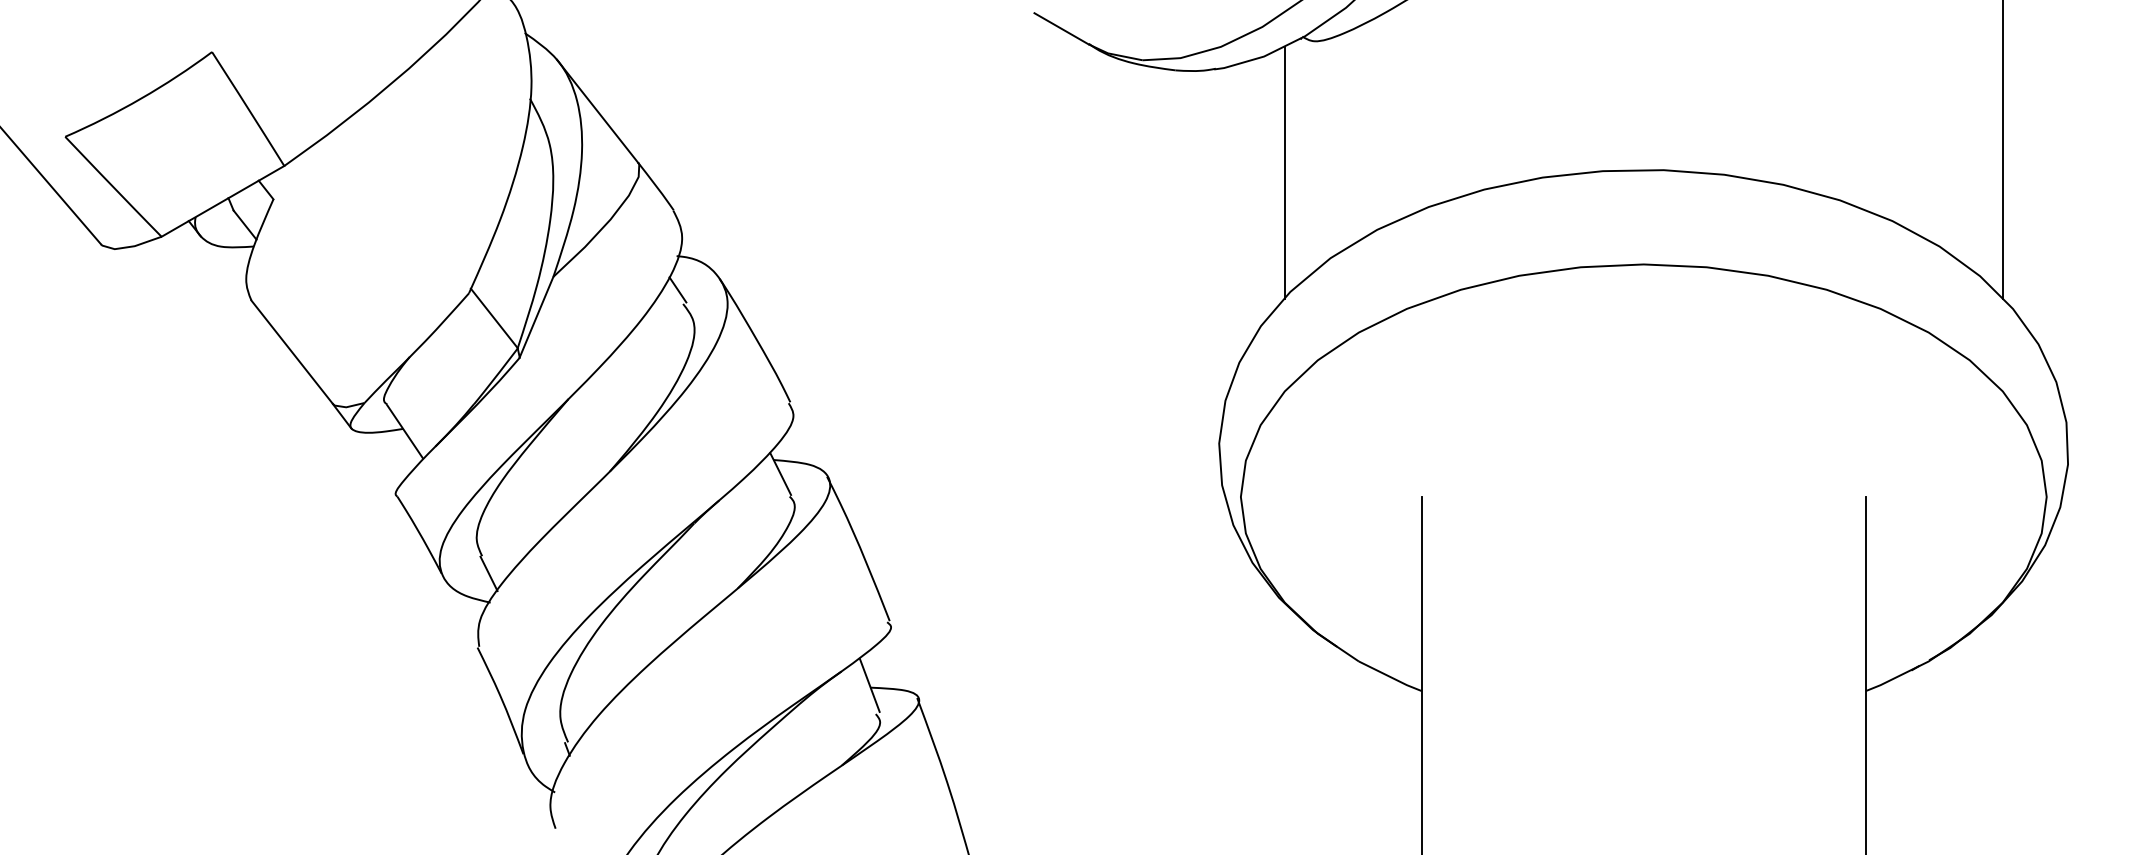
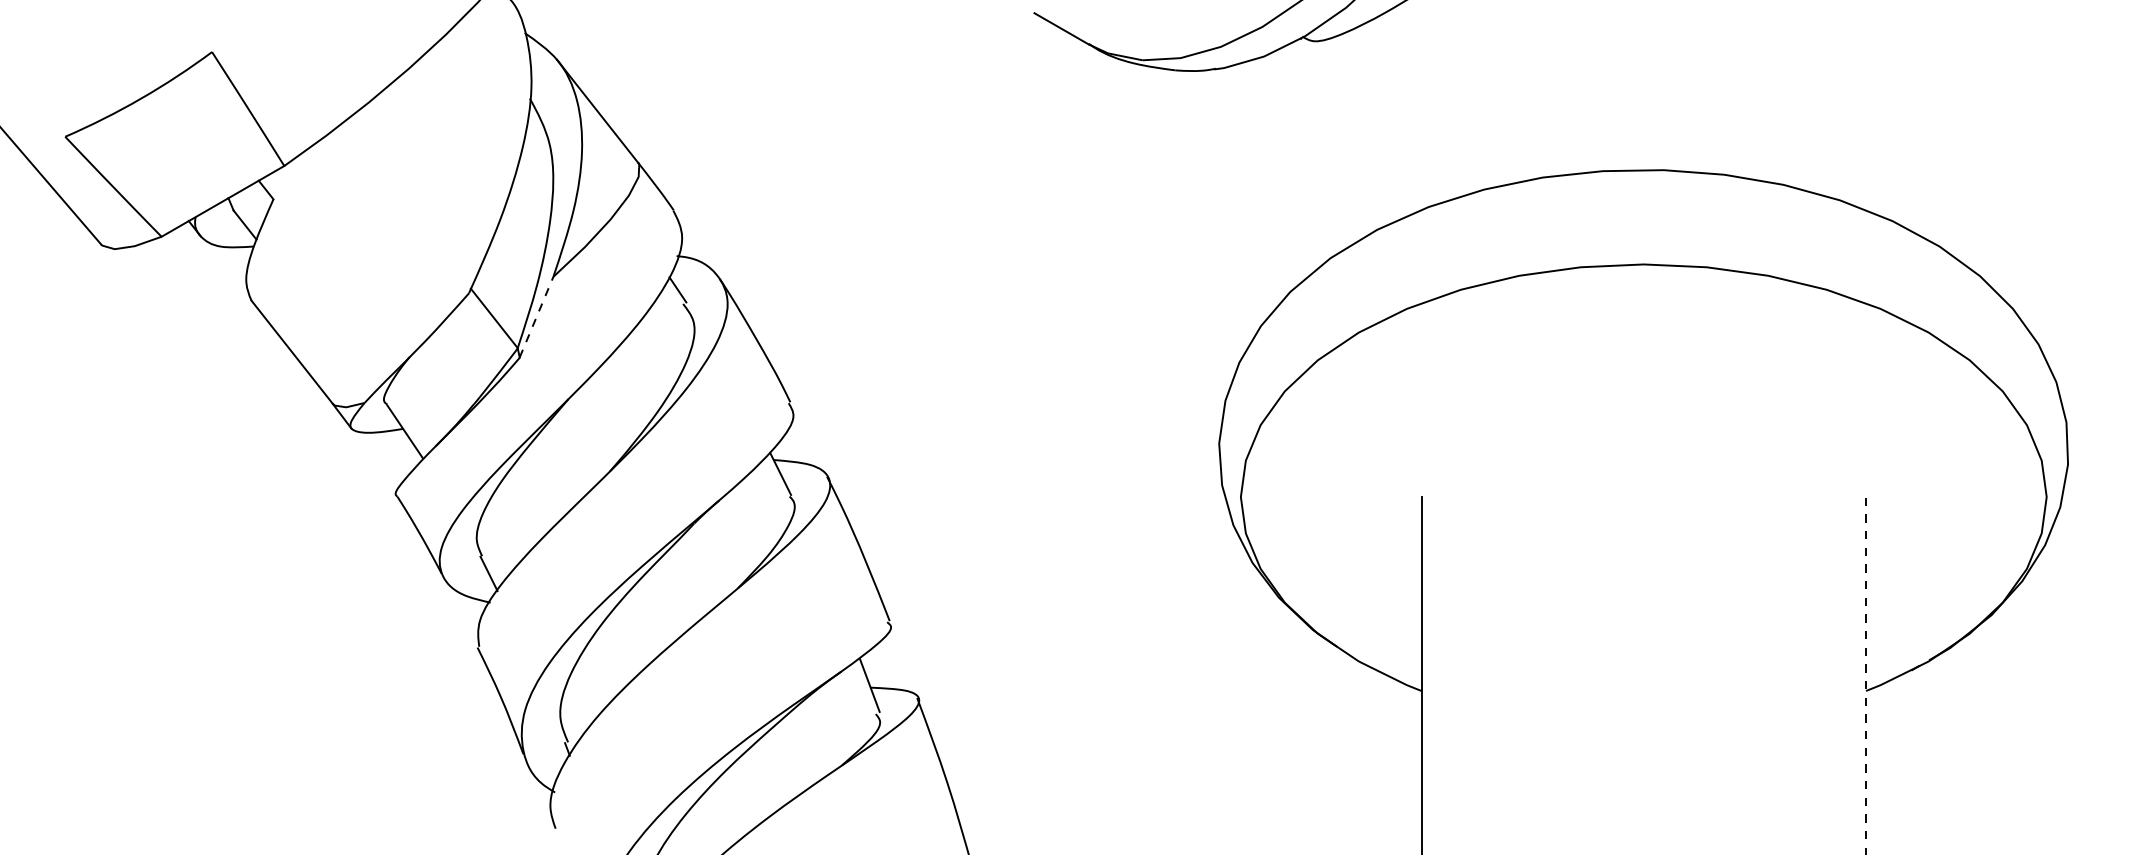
line: present -> none (2002, 150)
line: present -> none (1284, 172)
line: solid -> dashed (536, 317)
line: solid -> dashed (1866, 675)
